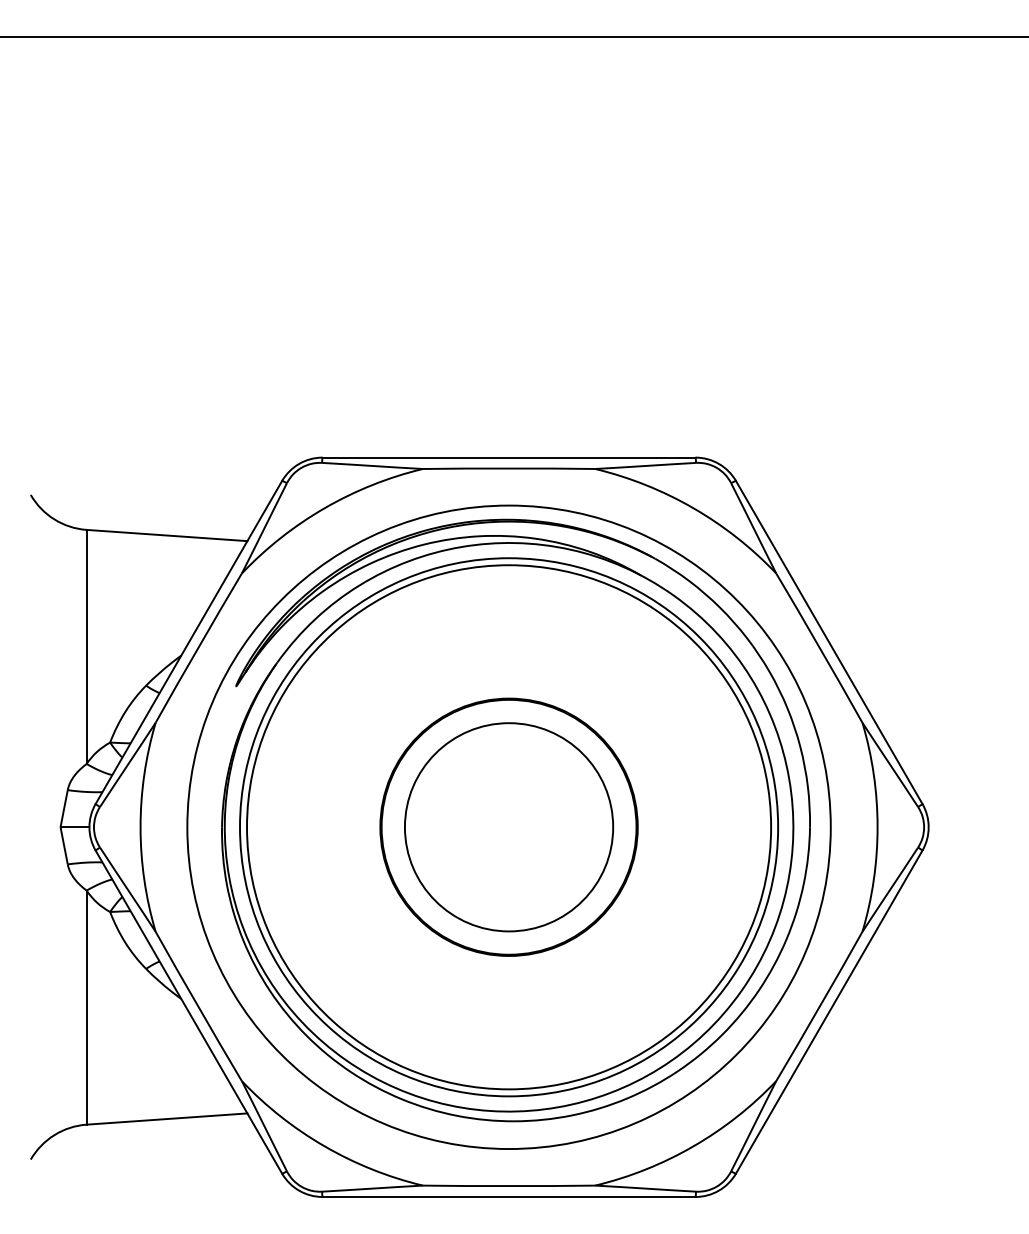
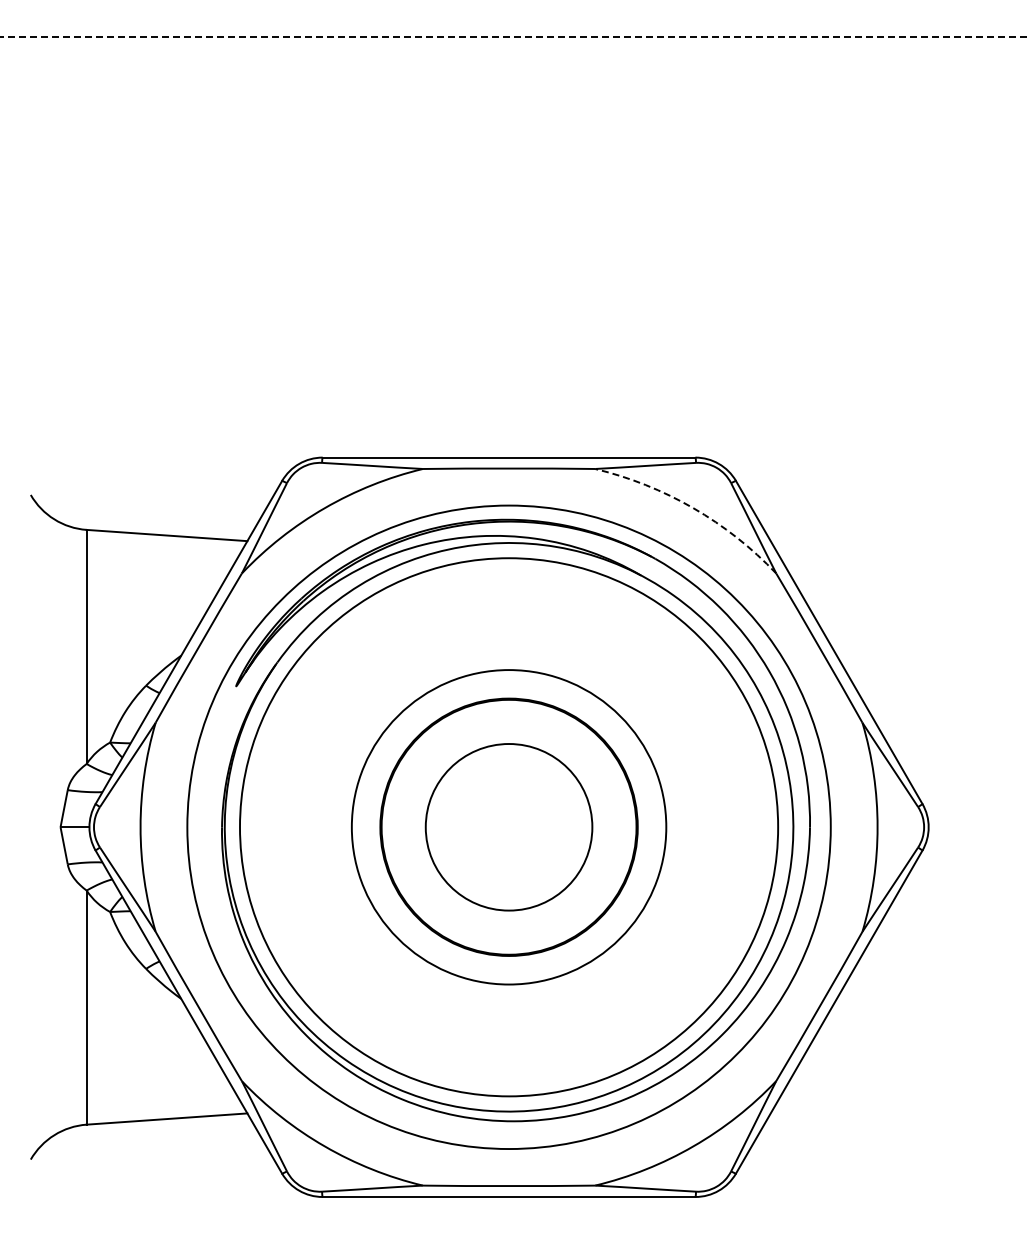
line: solid -> dashed (515, 37)
arc: solid -> dashed (693, 508)
circle diameter: 208 px -> 167 px (508, 827)
circle diameter: 524 px -> 314 px (508, 827)
